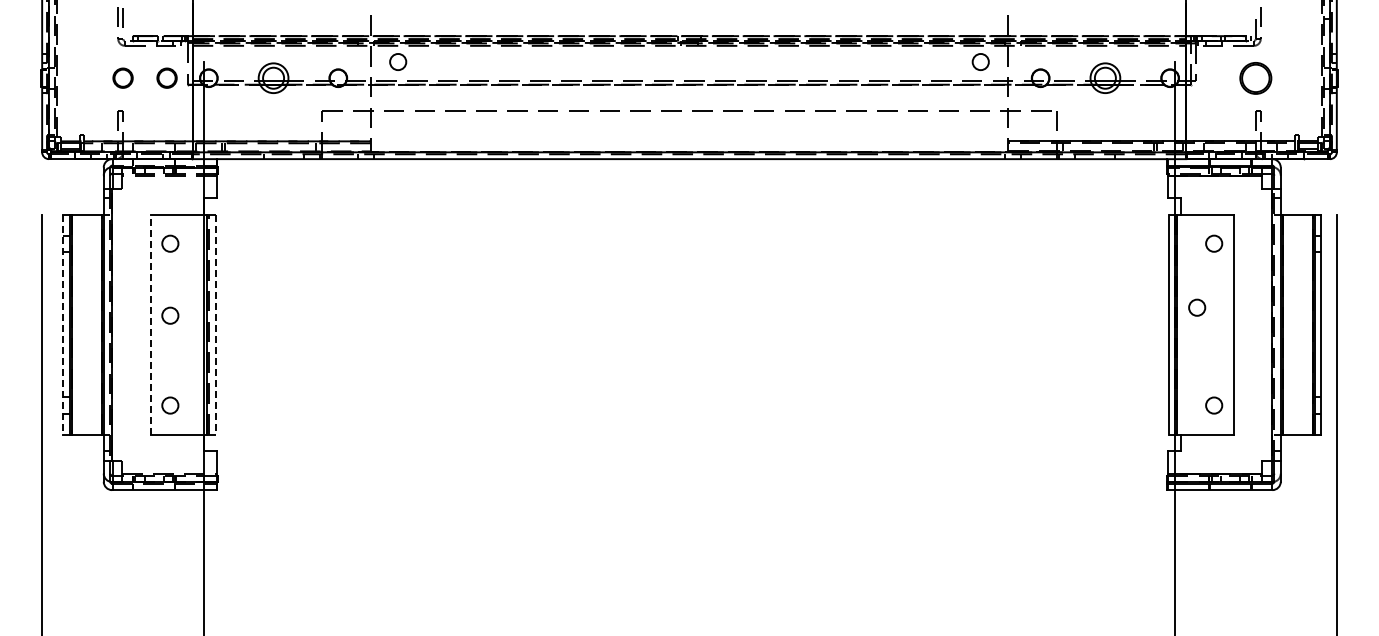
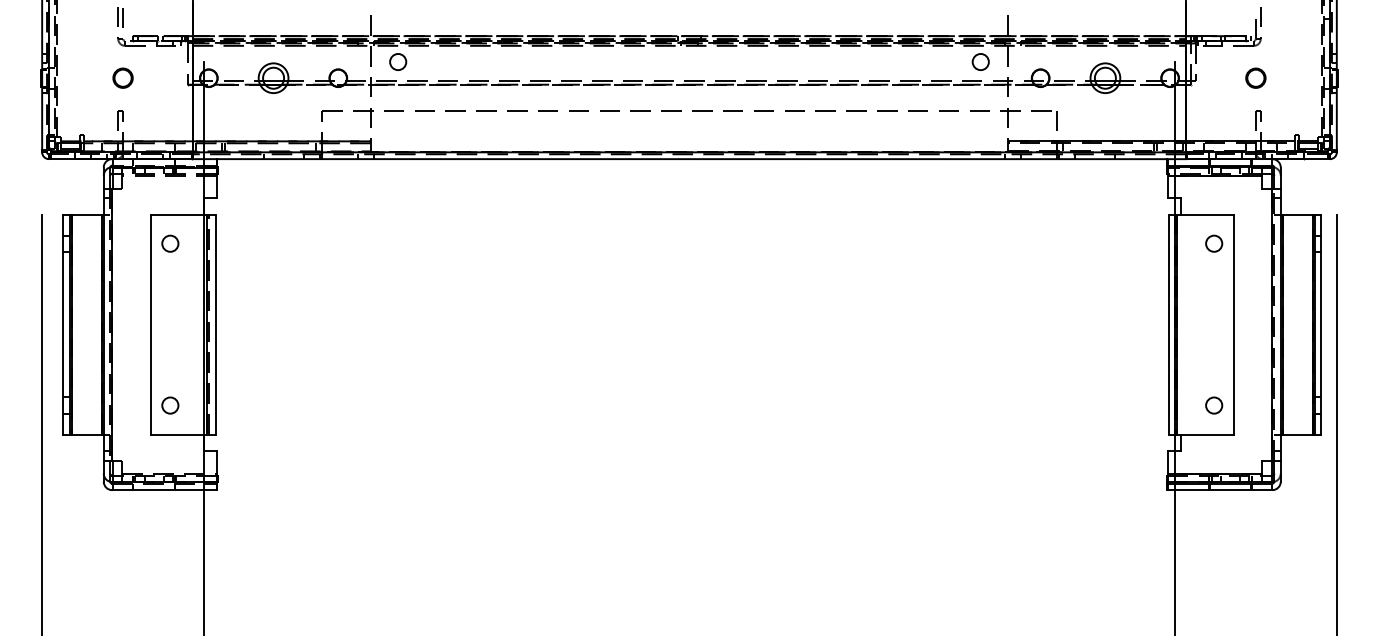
circle: present -> none (166, 77)
circle size: 34x33 px -> 22x22 px (1255, 77)
circle: present -> none (1197, 307)
circle: present -> none (170, 315)
line: dashed -> solid (150, 324)
line: dashed -> solid (63, 325)
line: dashed -> solid (215, 325)
